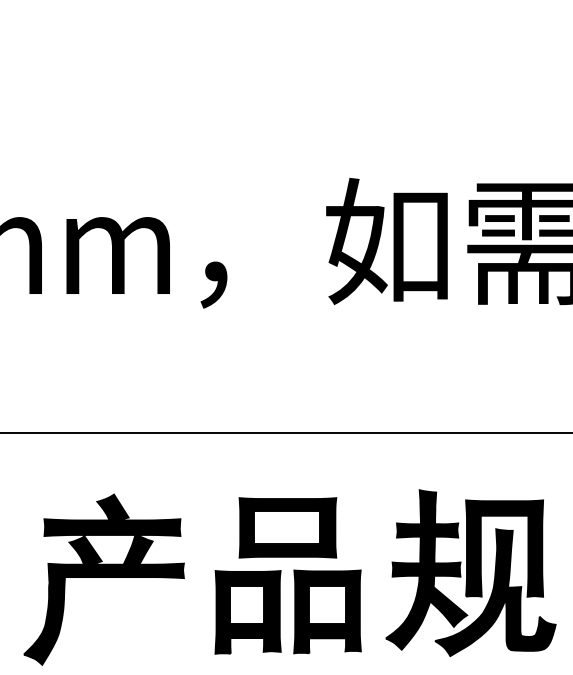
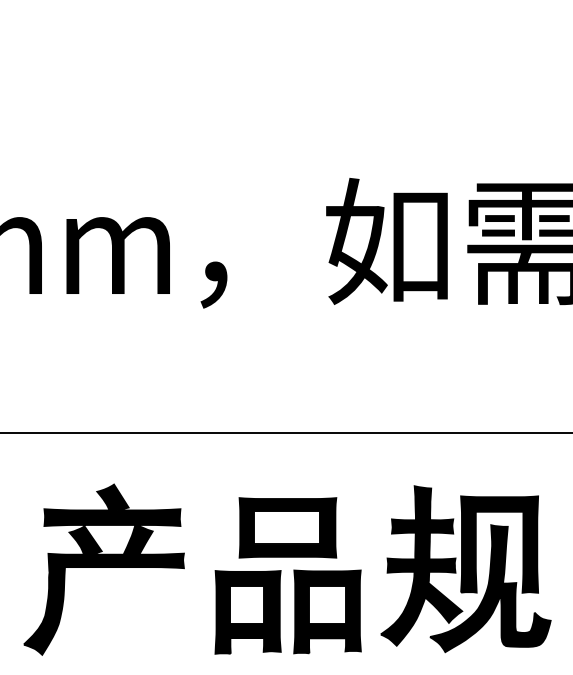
part position: (470, 573) -> (465, 569) (465, 569)
part position: (103, 579) -> (103, 569) (103, 569)
